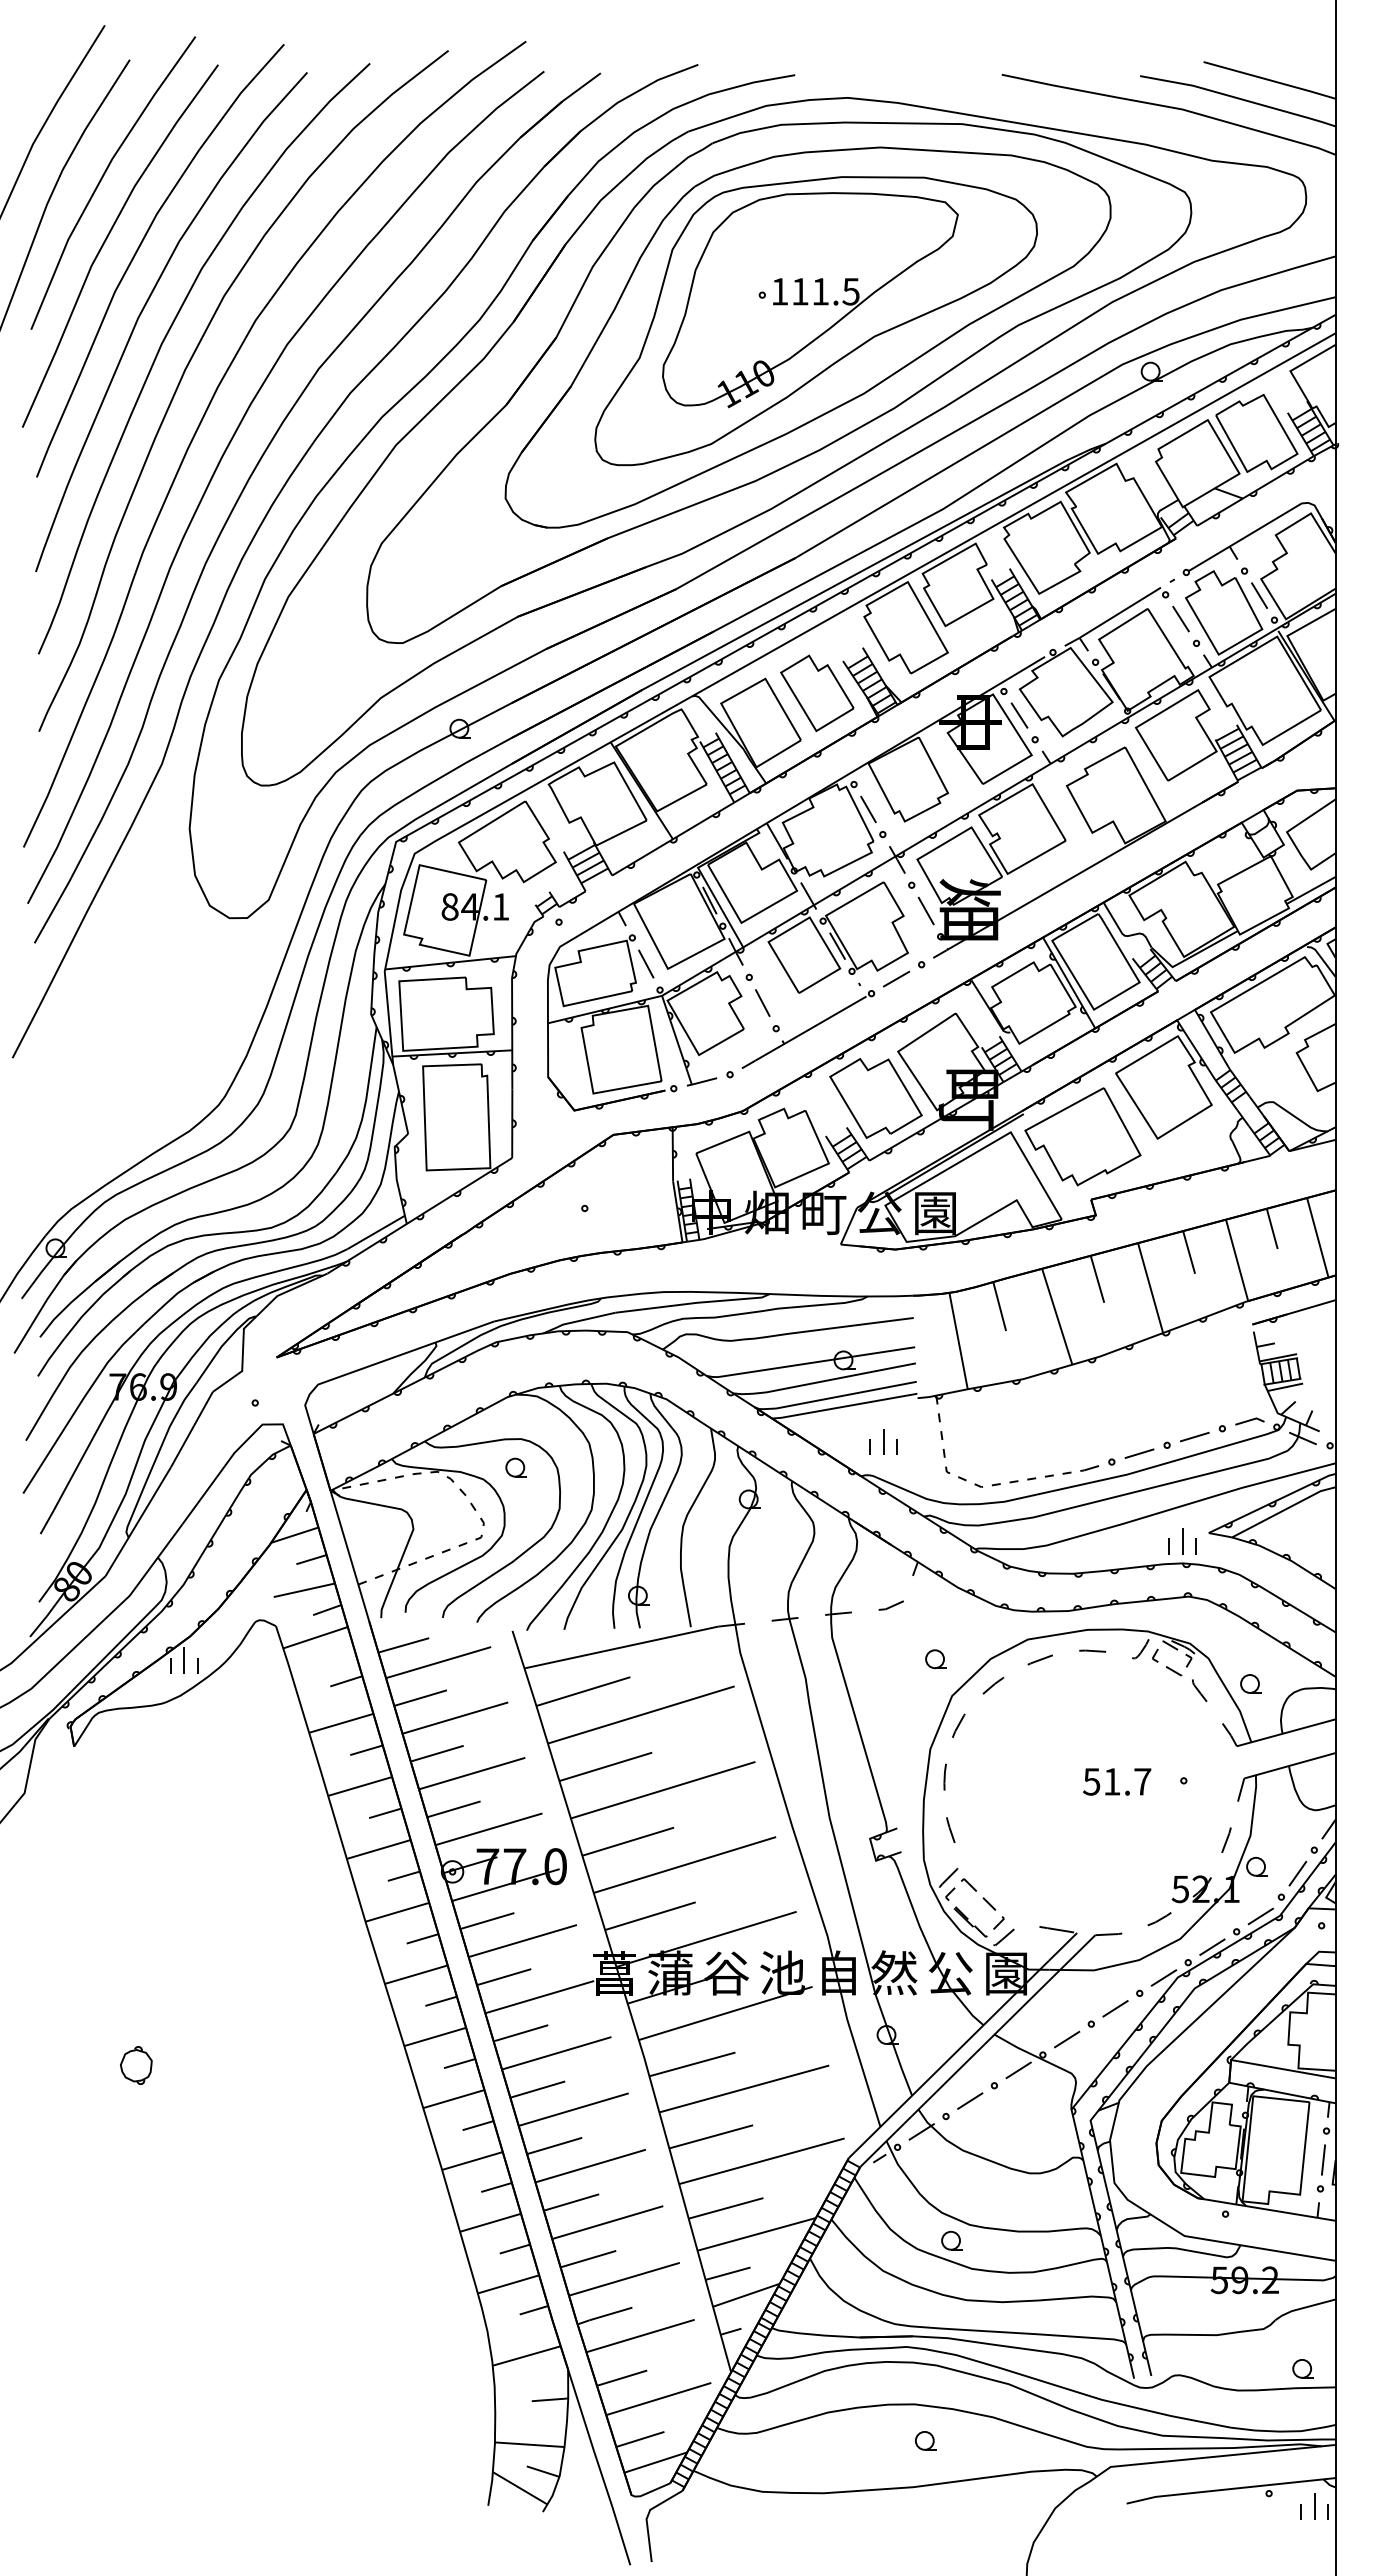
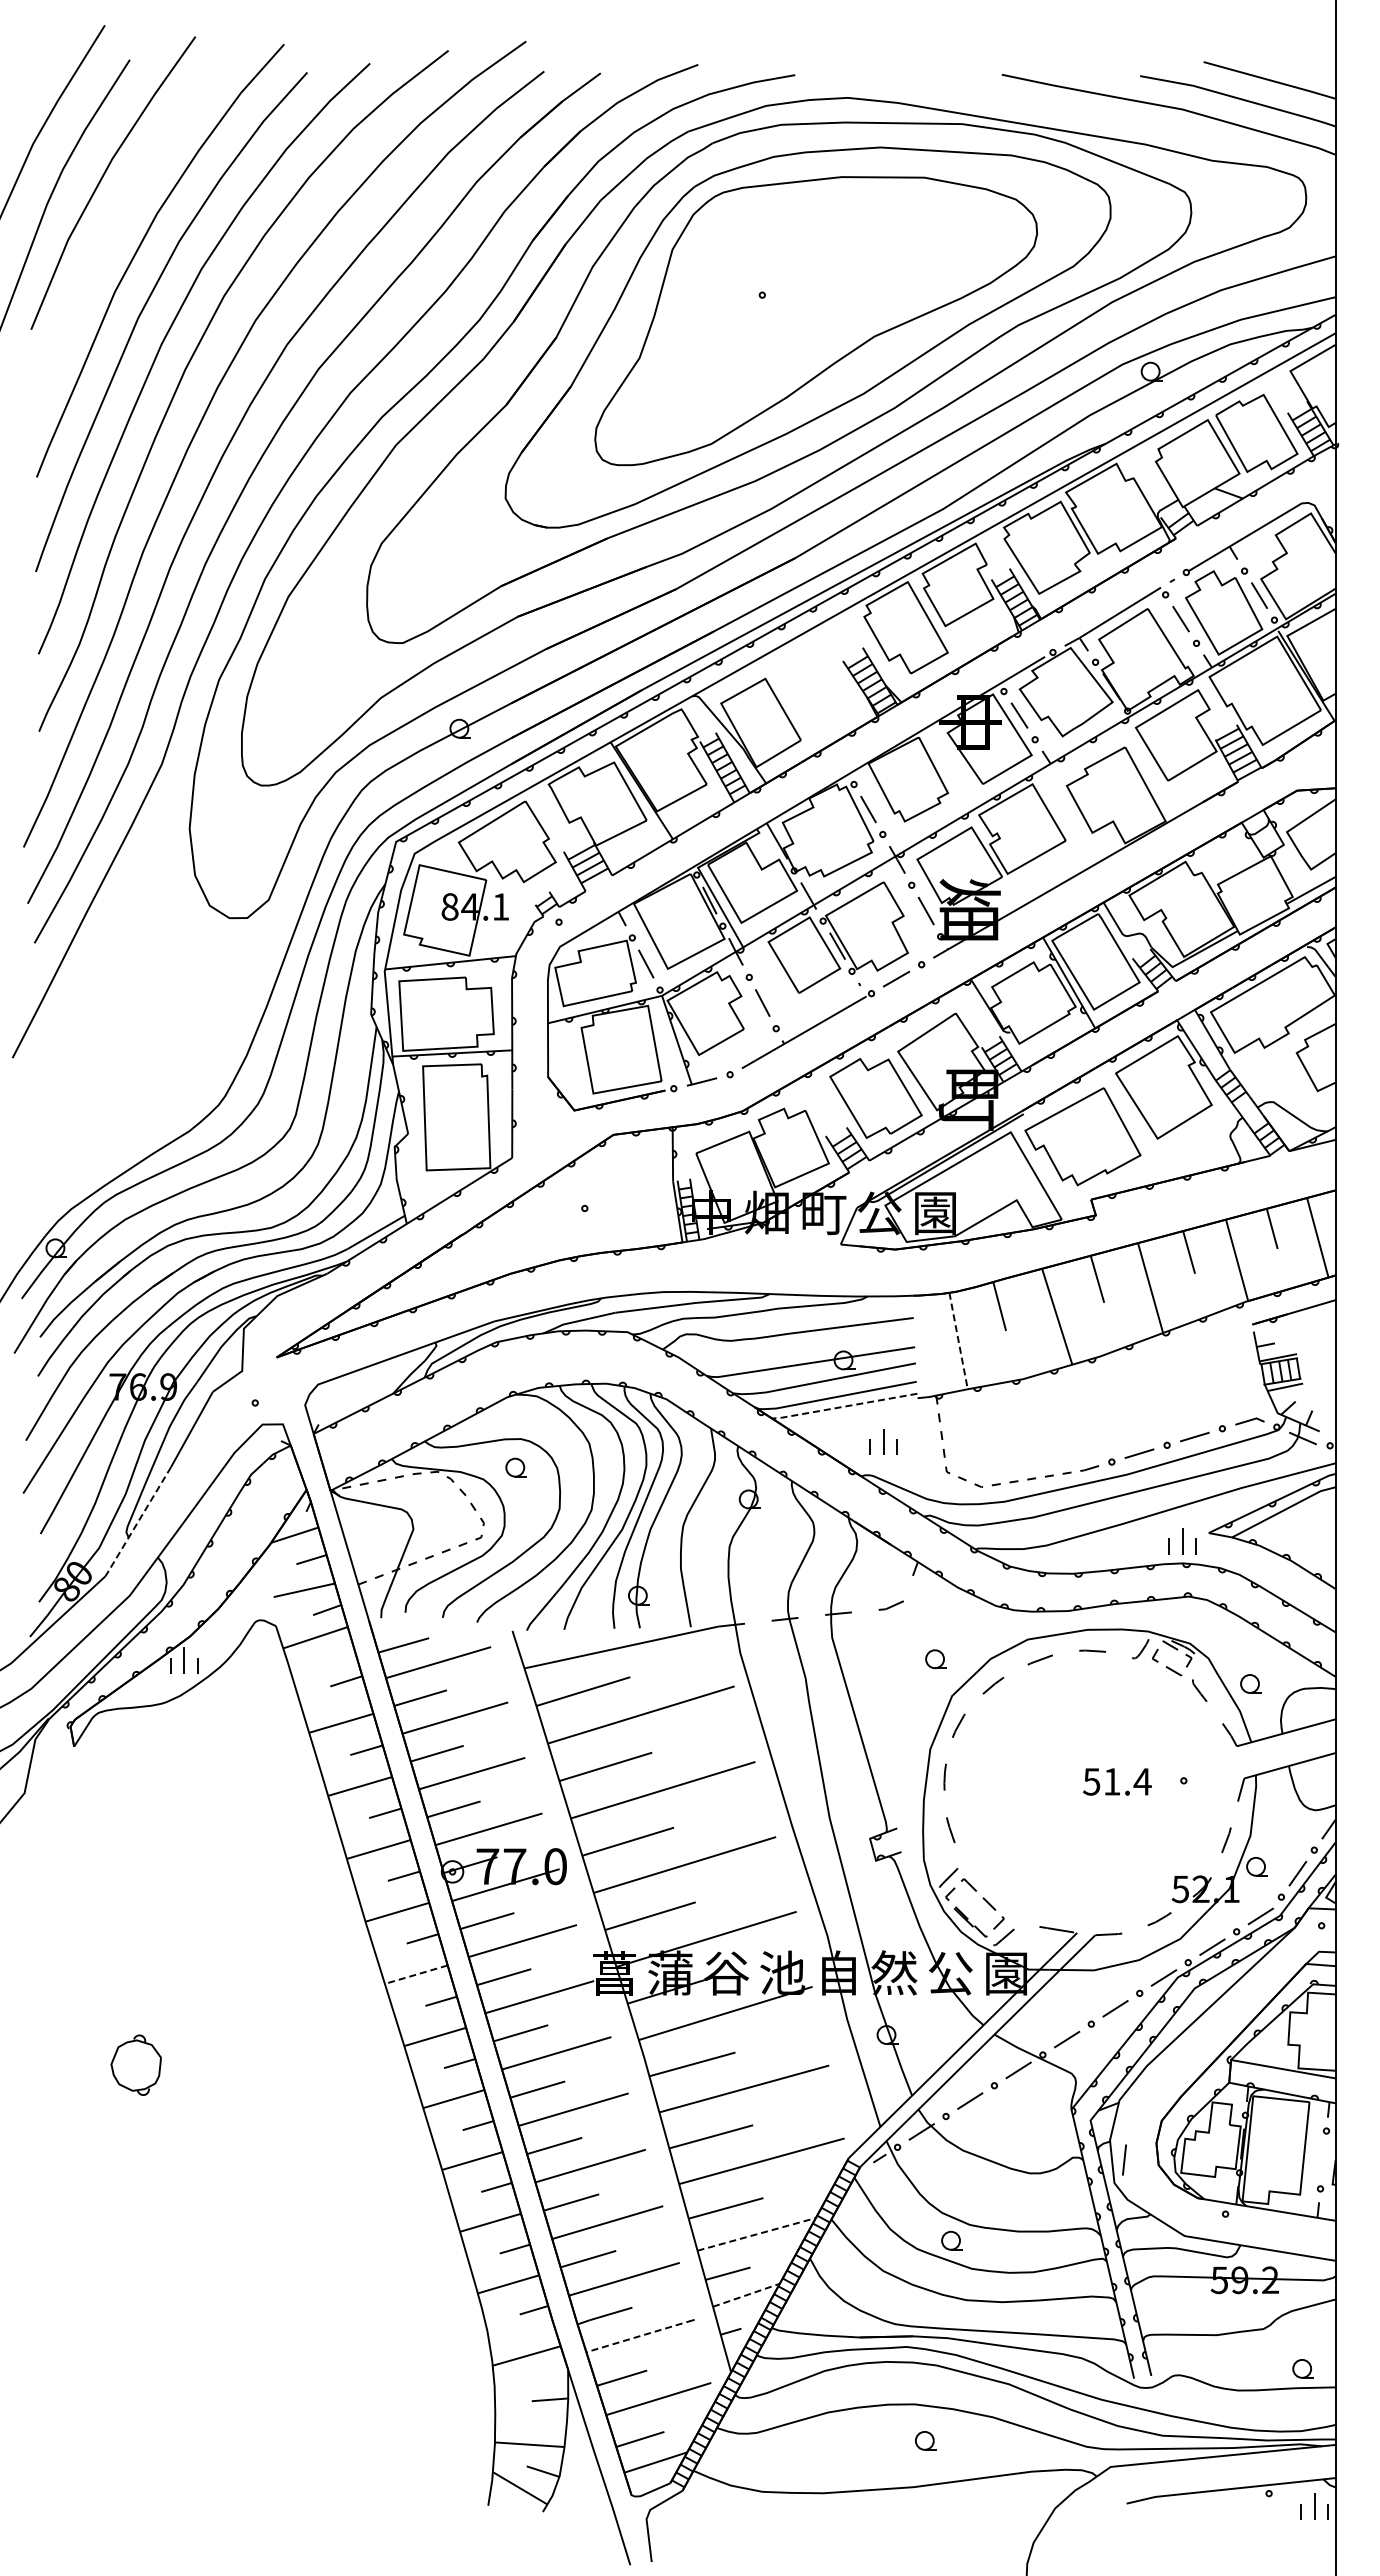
curve: present -> none (107, 238)
part: present -> none (810, 300)
part: present -> none (817, 693)
line: solid -> dashed (958, 1341)
line: solid -> dashed (843, 1406)
line: solid -> dashed (138, 1521)
text: 51.7 -> 51.4 (1142, 1781)
line: solid -> dashed (416, 1974)
part size: 33x40 px -> 52x62 px (135, 2064)
line position: (1323, 2159) -> (1124, 2159) (1124, 2159)
line: solid -> dashed (757, 2234)
line: solid -> dashed (746, 2295)
line: solid -> dashed (639, 2336)
